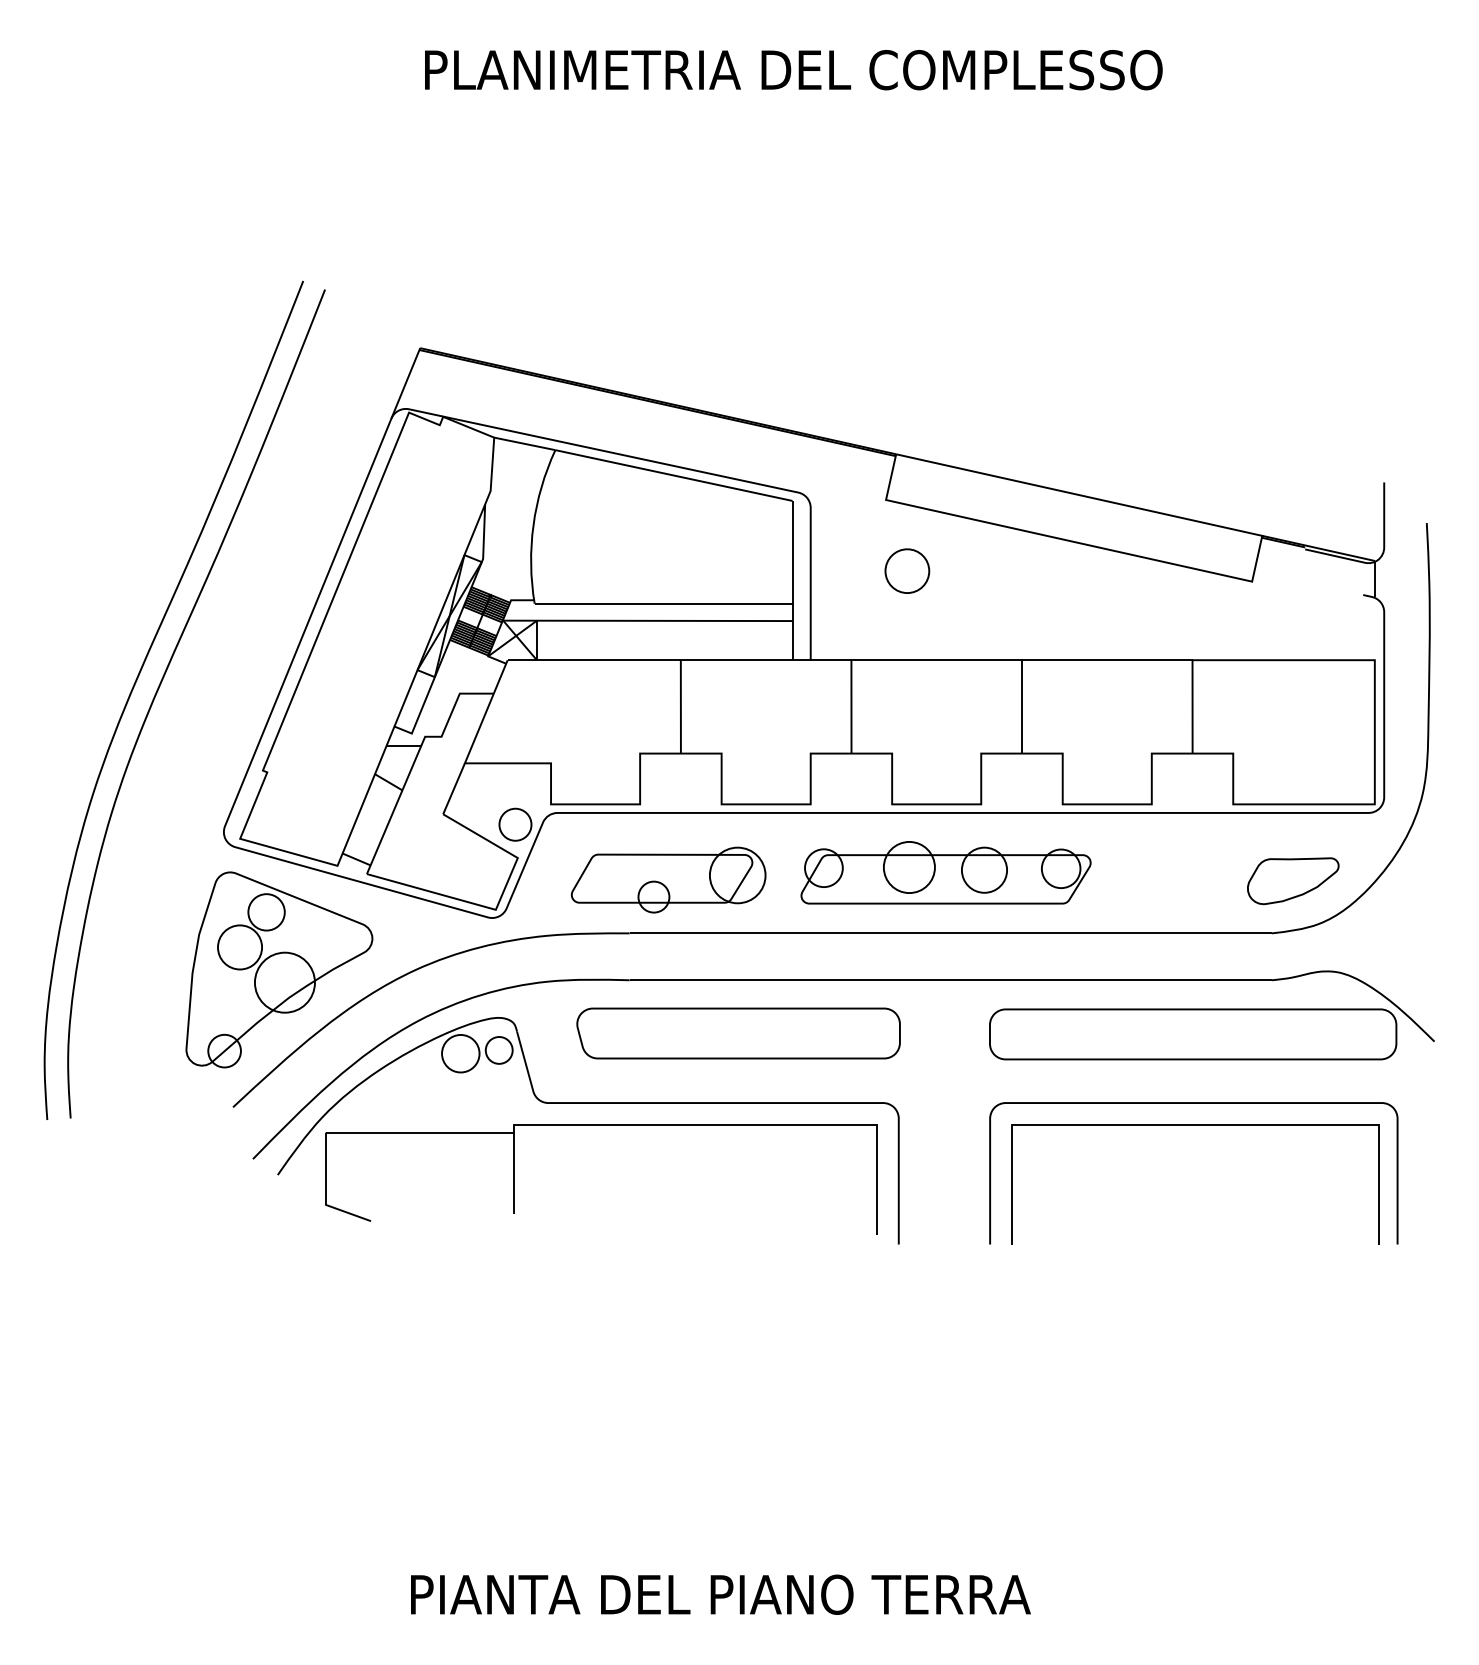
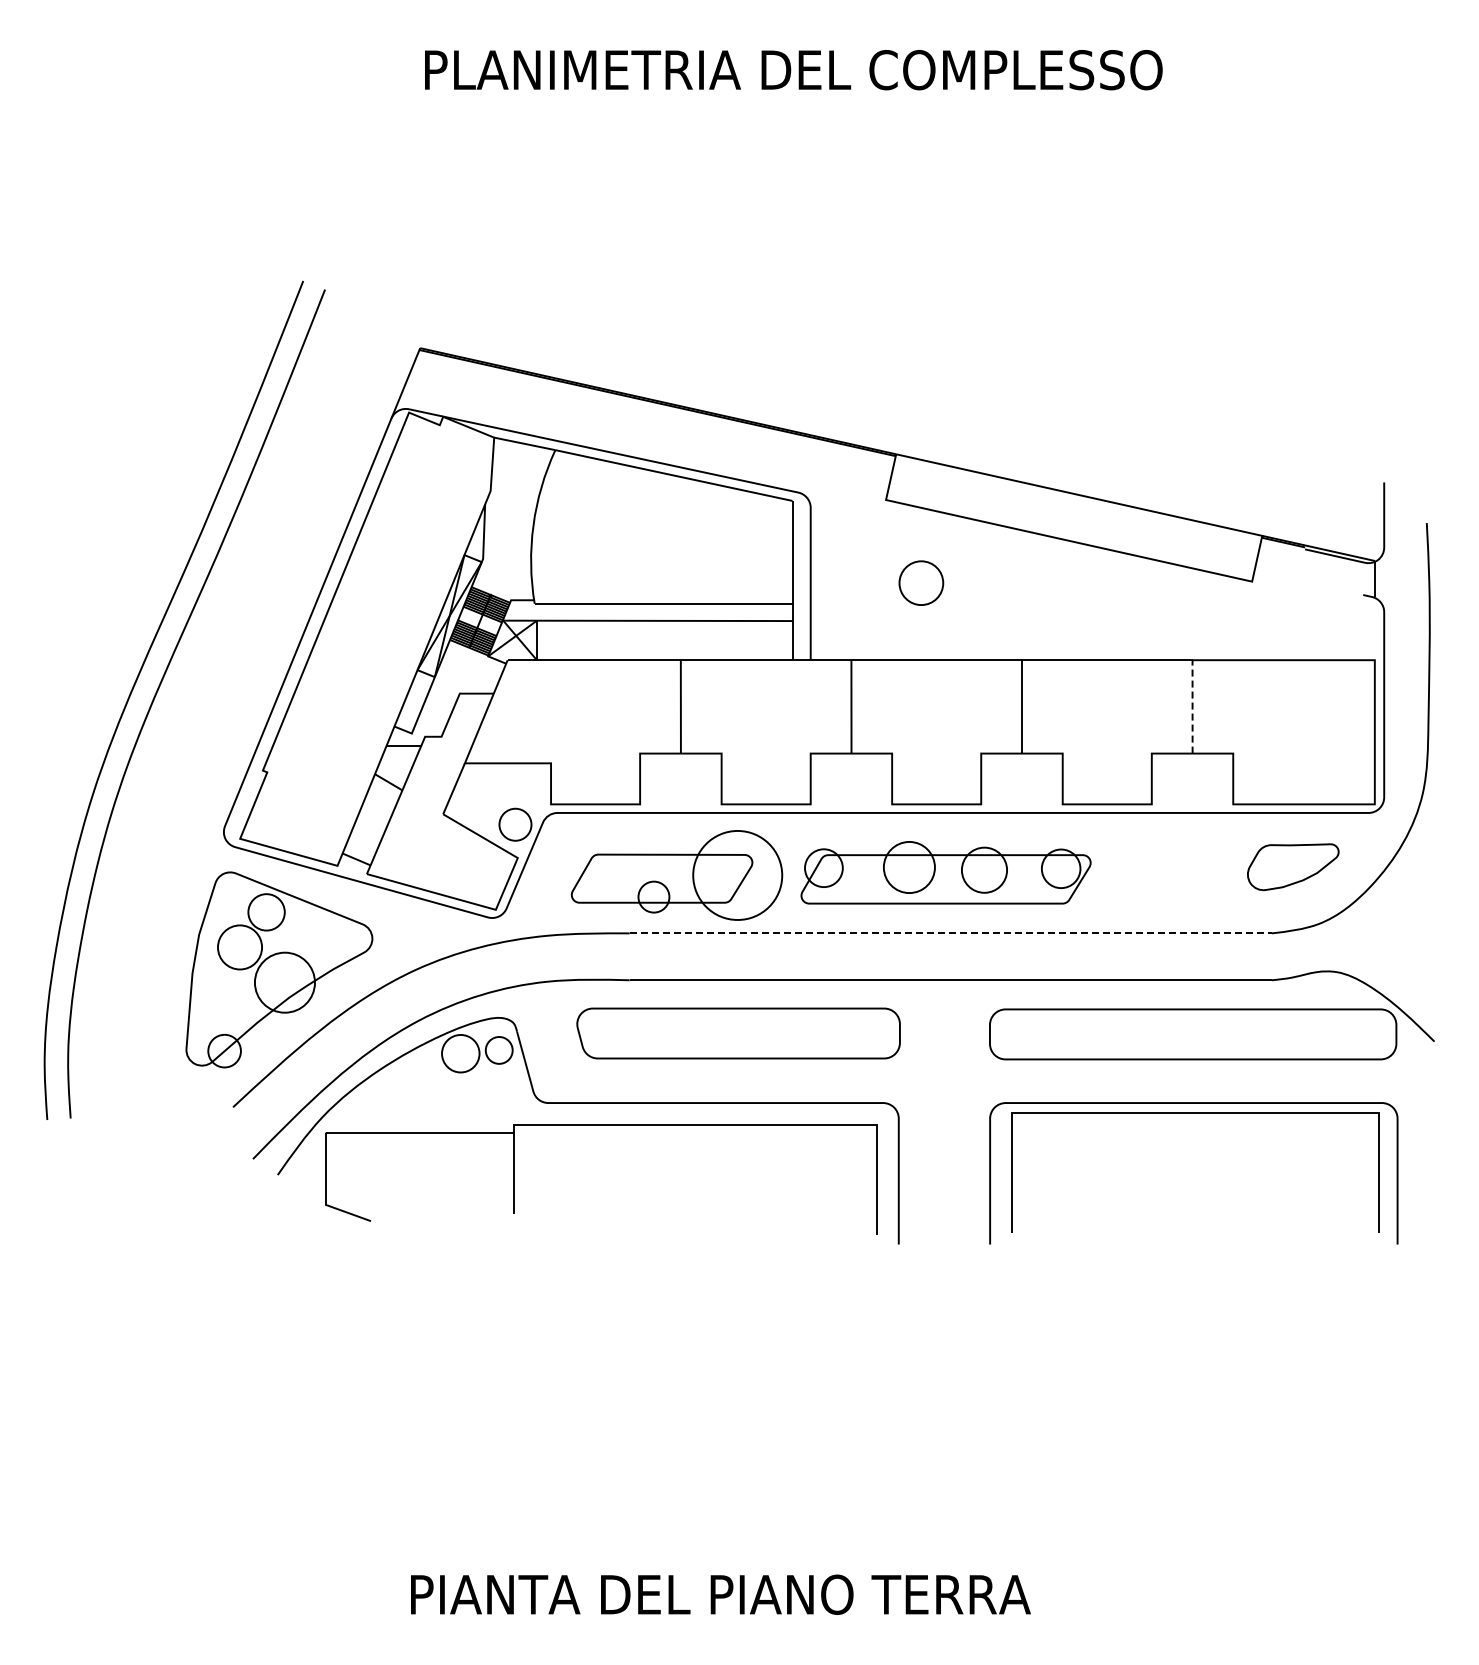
circle position: (907, 570) -> (921, 582) (921, 582)
line: solid -> dashed (1192, 706)
circle diameter: 56 px -> 89 px (737, 874)
part position: (1293, 881) -> (1293, 867) (1293, 867)
line: solid -> dashed (951, 933)
line position: (1195, 1125) -> (1195, 1113) (1195, 1113)
